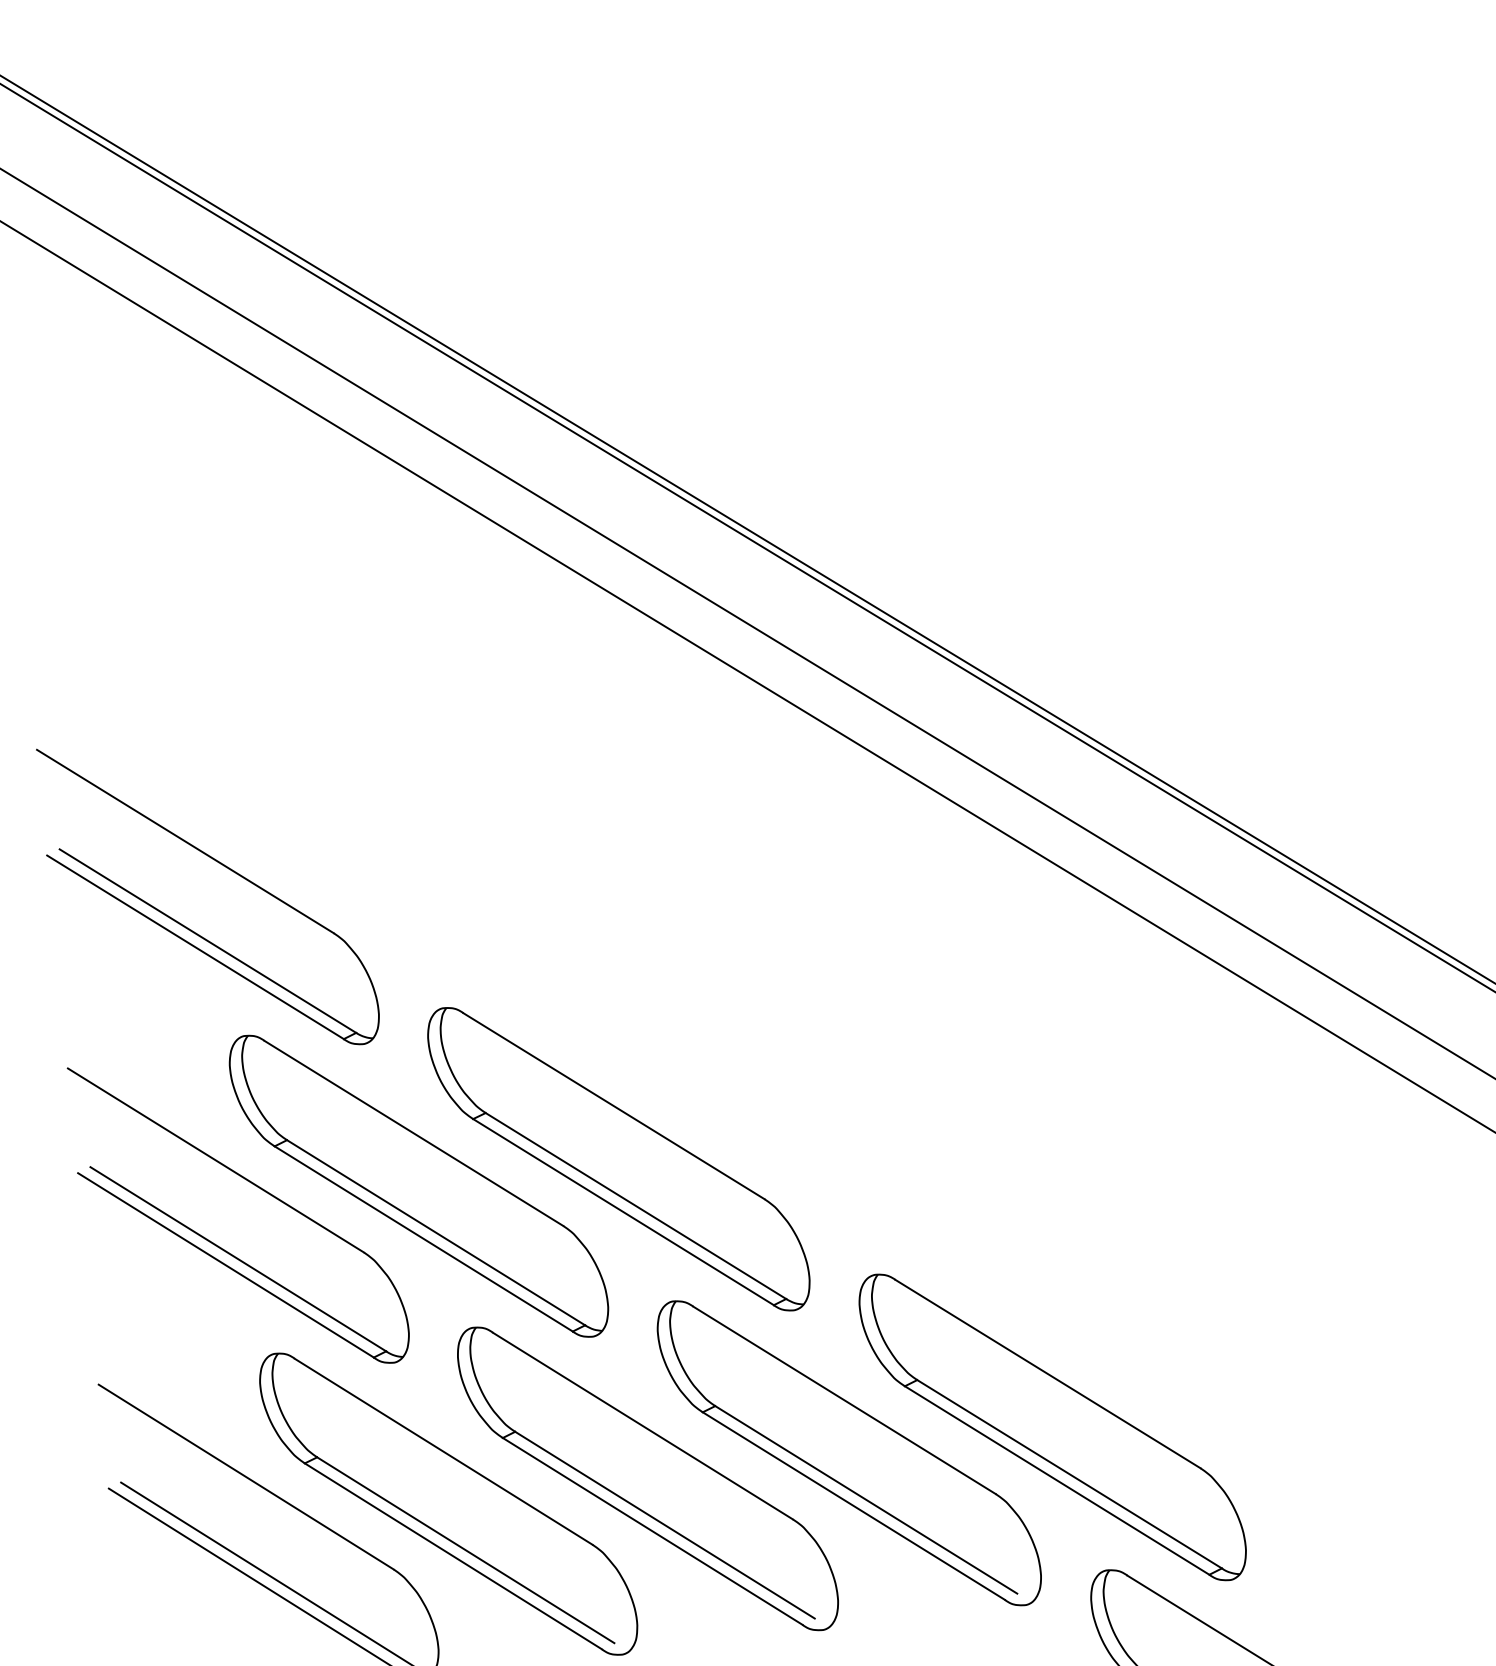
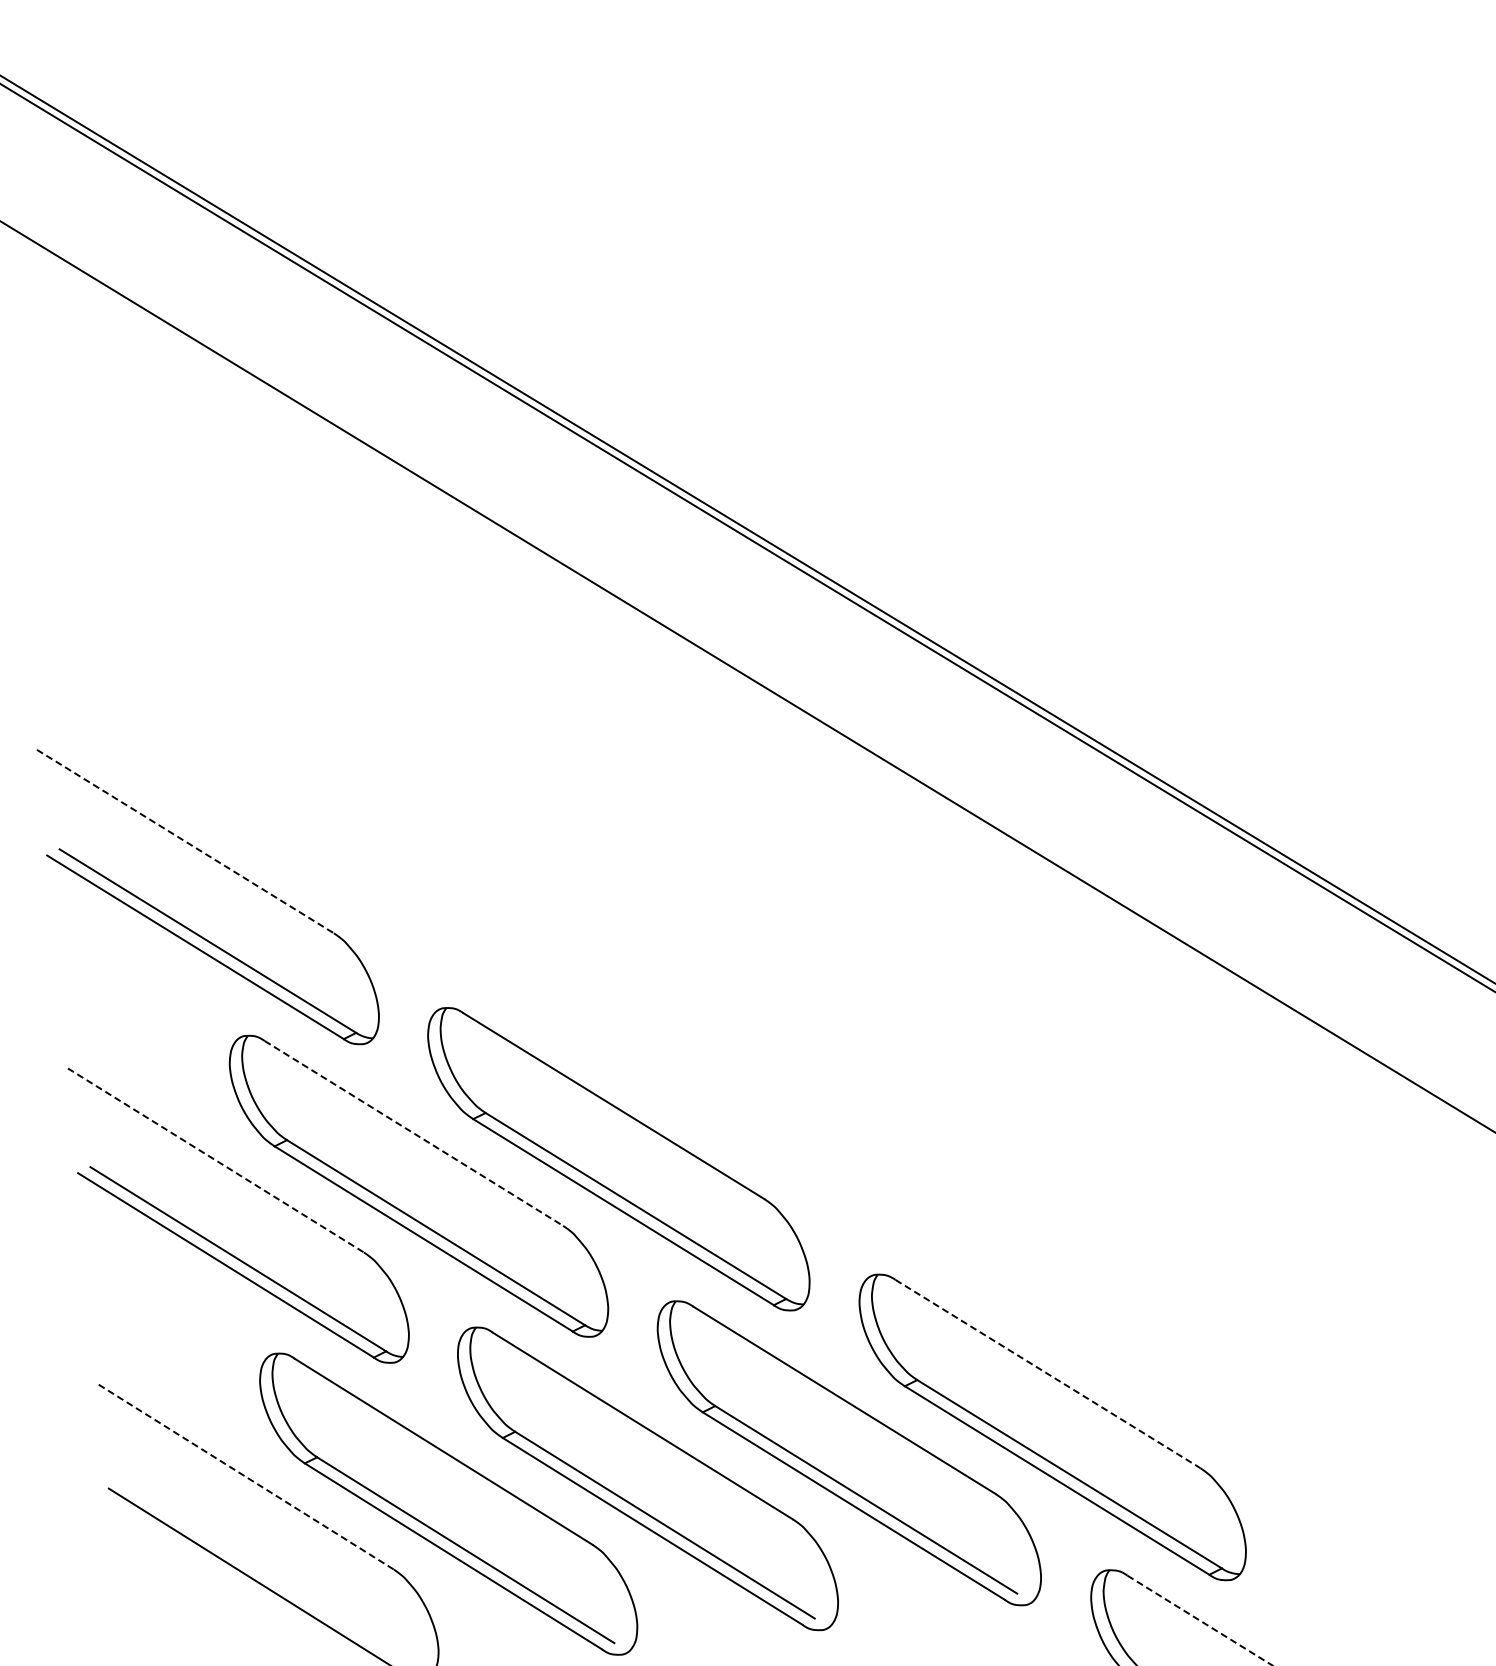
line: present -> none (747, 623)
line: solid -> dashed (185, 841)
line: solid -> dashed (413, 1133)
line: solid -> dashed (216, 1160)
line: solid -> dashed (1048, 1374)
line: solid -> dashed (246, 1477)
line: present -> none (264, 1572)
line: solid -> dashed (1200, 1620)
